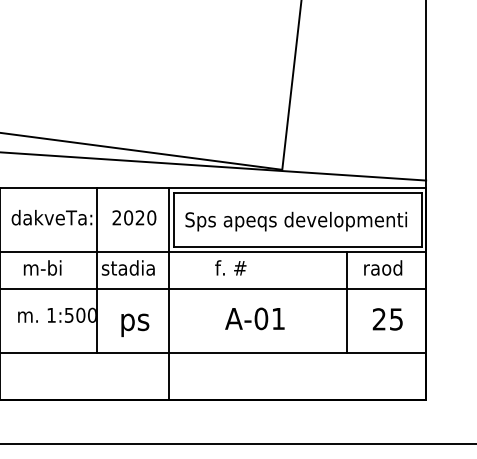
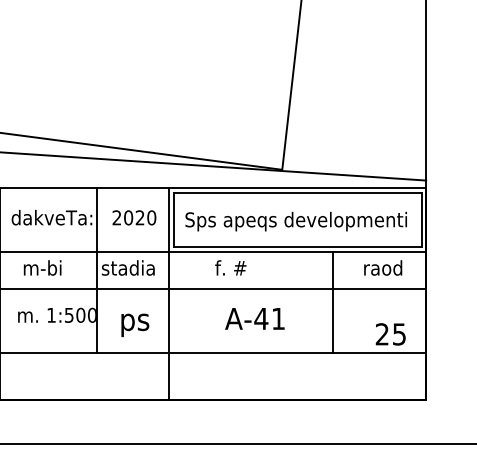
line position: (347, 301) -> (333, 301) (333, 301)
text: A-01 -> A-41 (261, 318)
text position: (387, 319) -> (390, 334) (390, 334)
